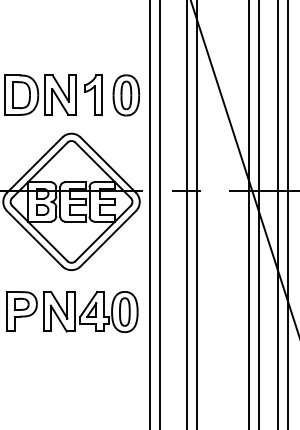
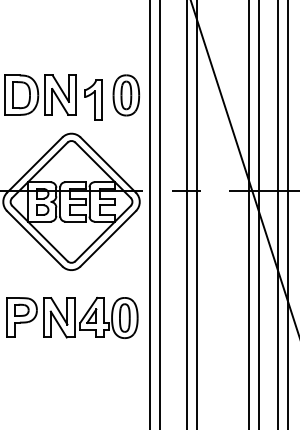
part position: (93, 94) -> (93, 99) (93, 99)
part position: (72, 311) -> (72, 317) (72, 317)
